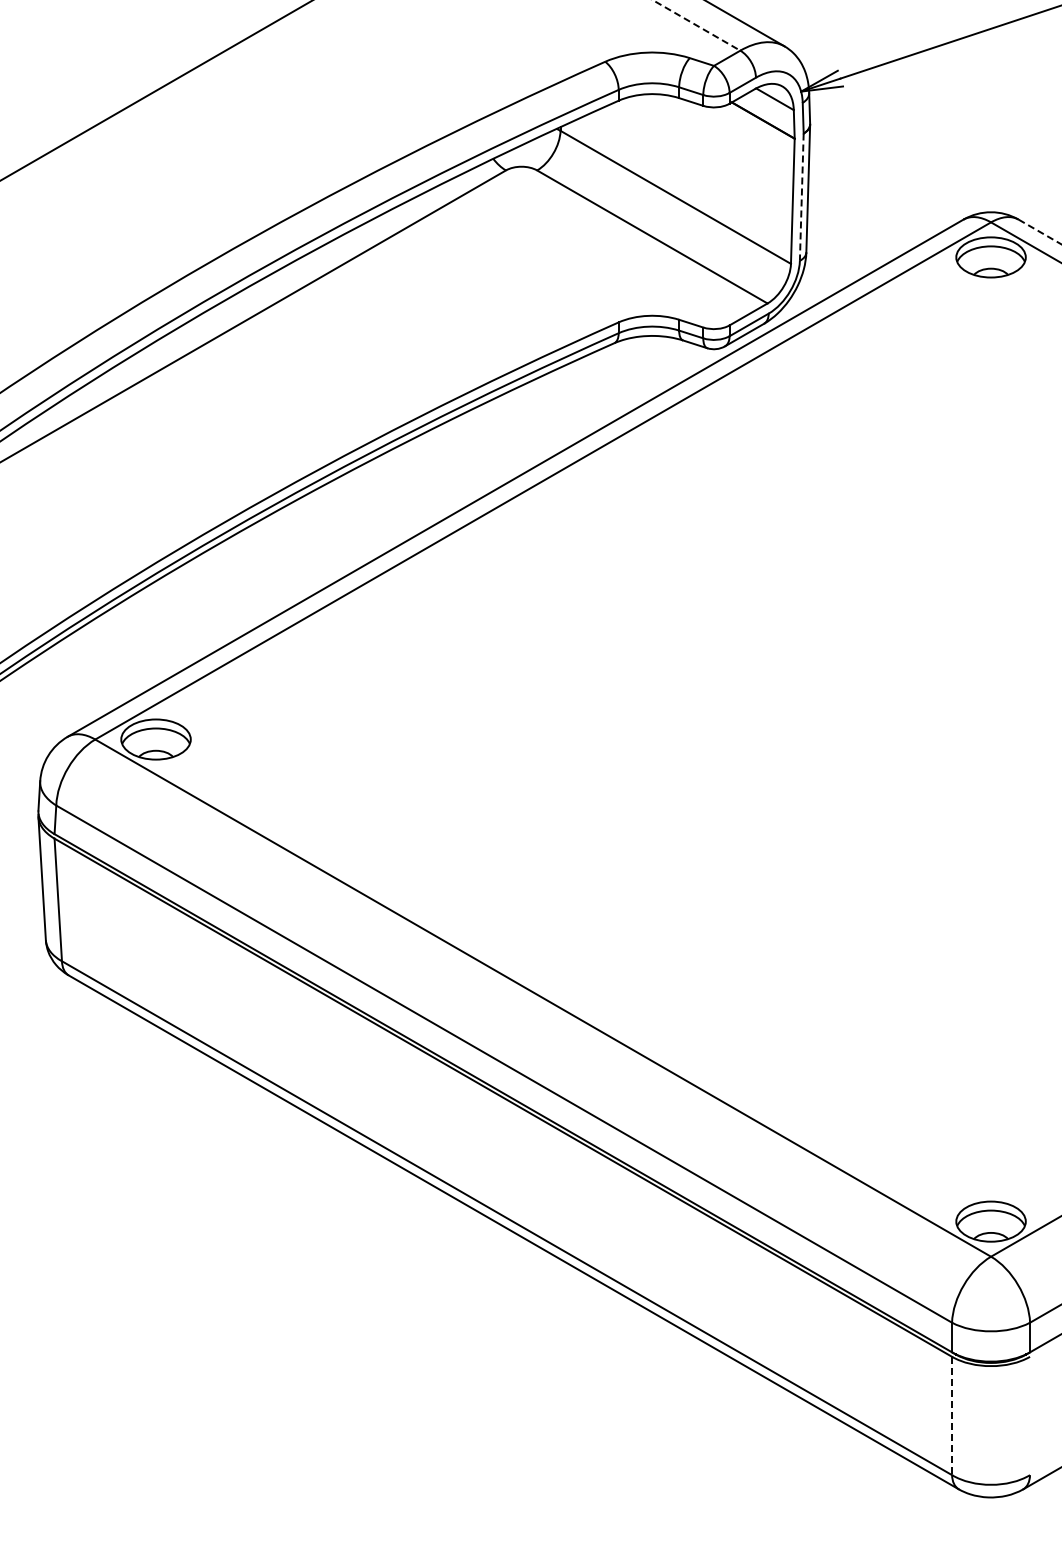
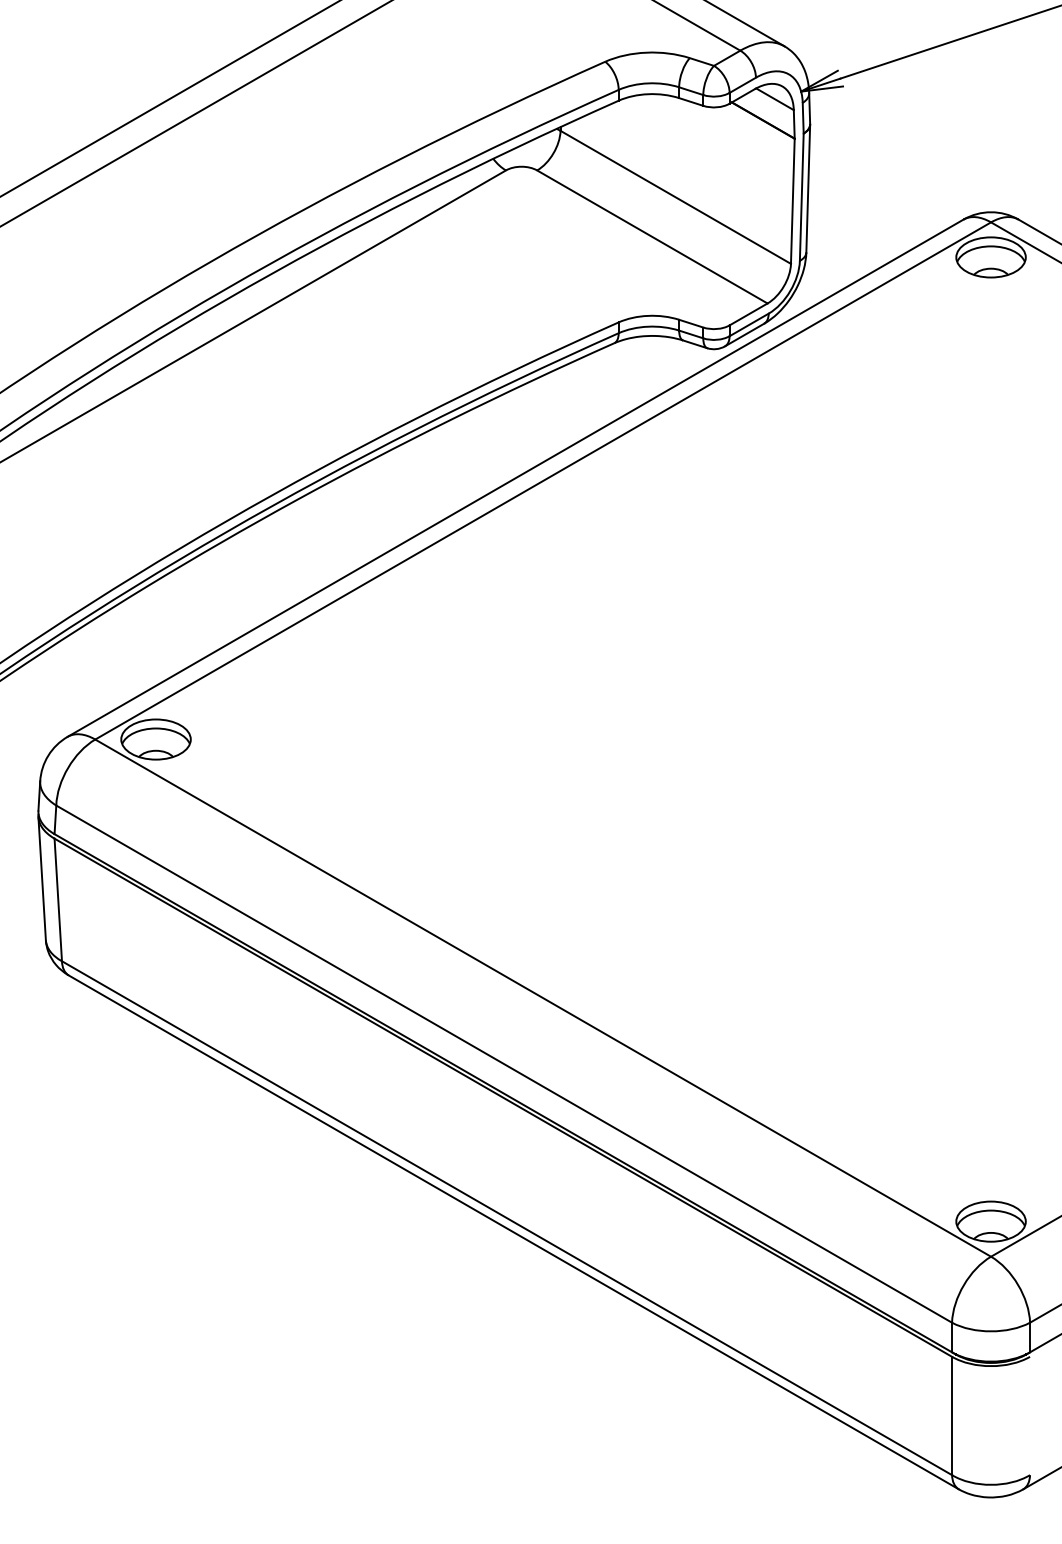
line: dashed -> solid (696, 25)
line position: (155, 90) -> (169, 98) (169, 98)
line: none -> present (195, 113)
line: dashed -> solid (801, 197)
line: dashed -> solid (1040, 232)
line: dashed -> solid (952, 1416)
